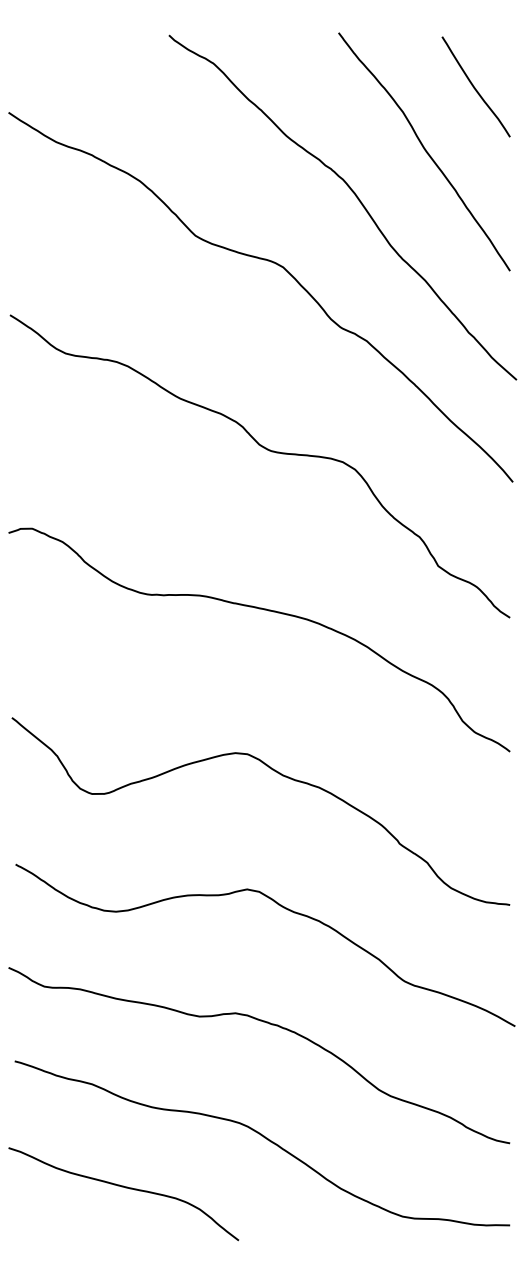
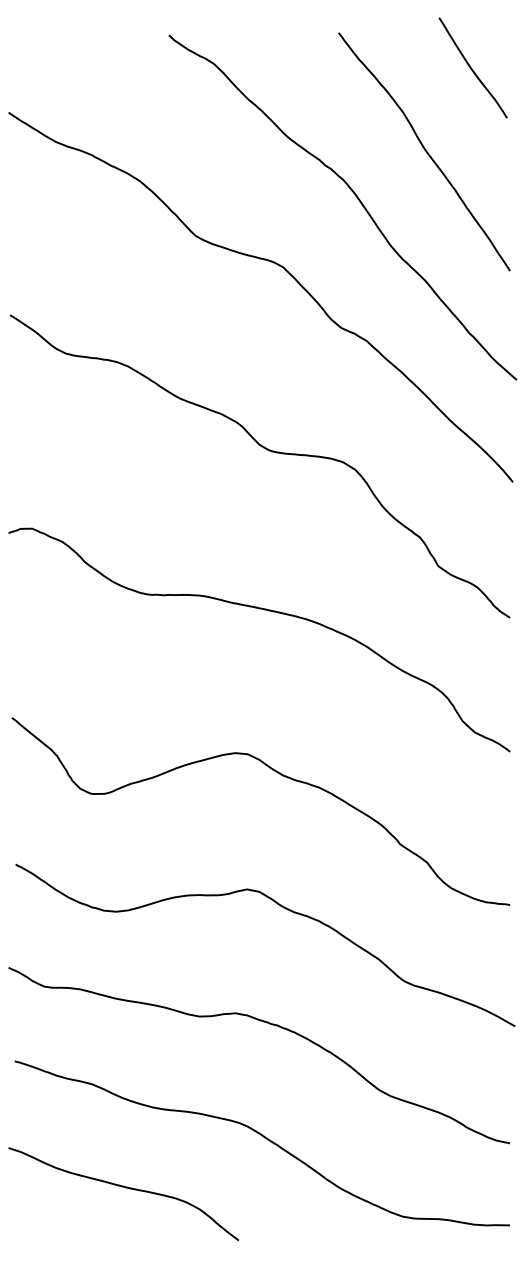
curve position: (474, 86) -> (471, 67) (471, 67)
